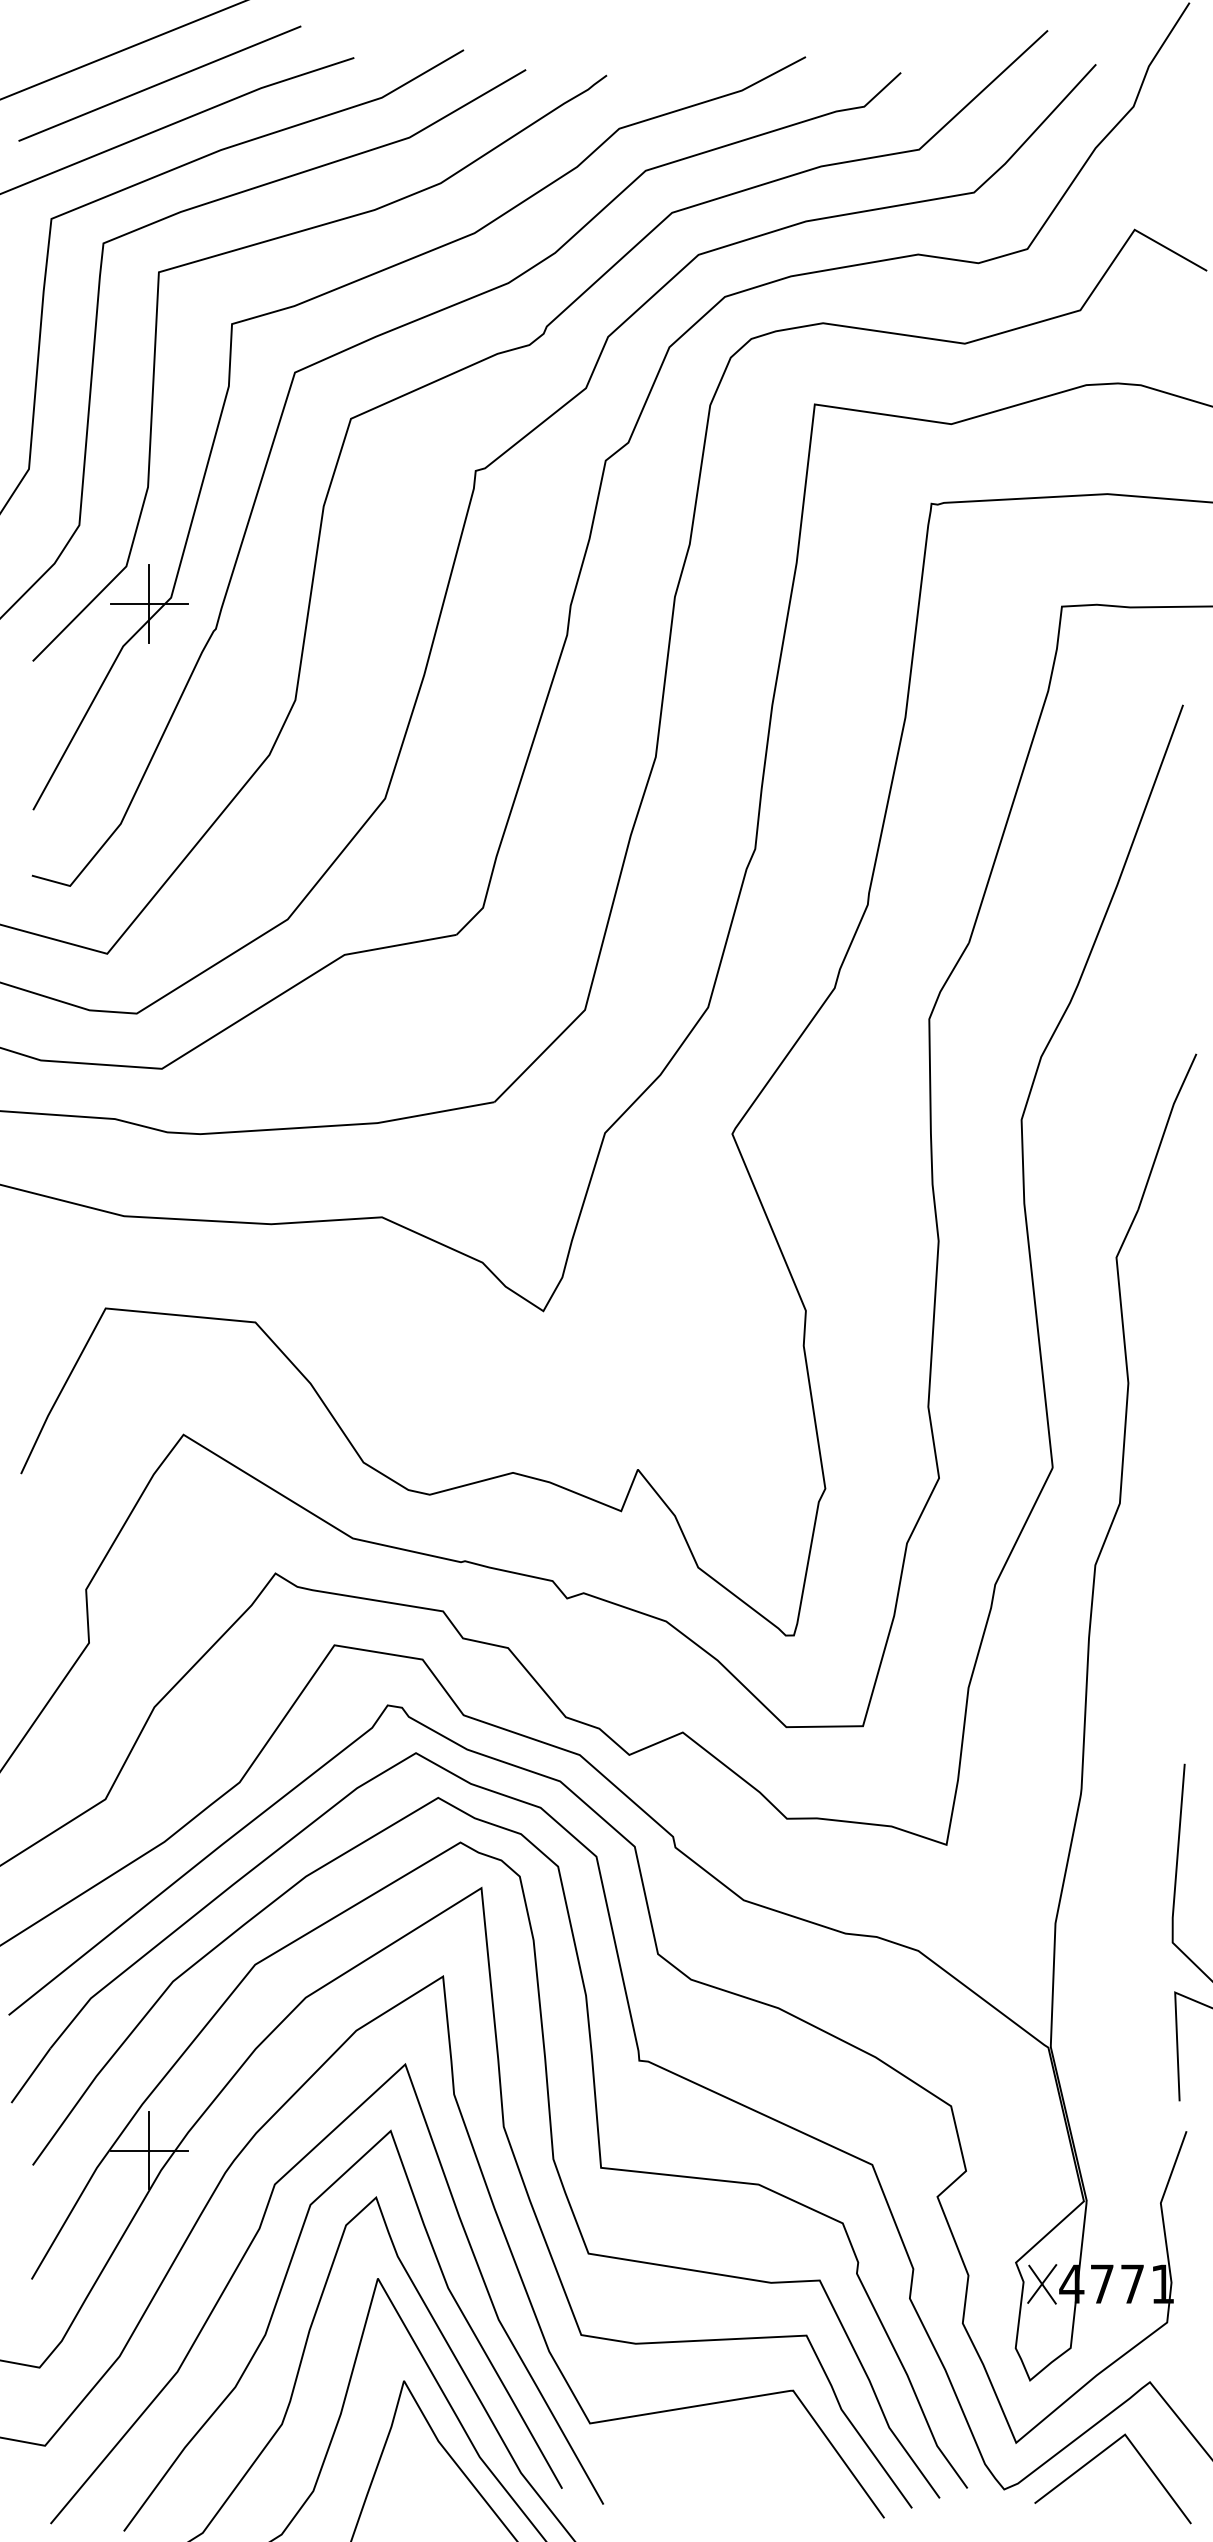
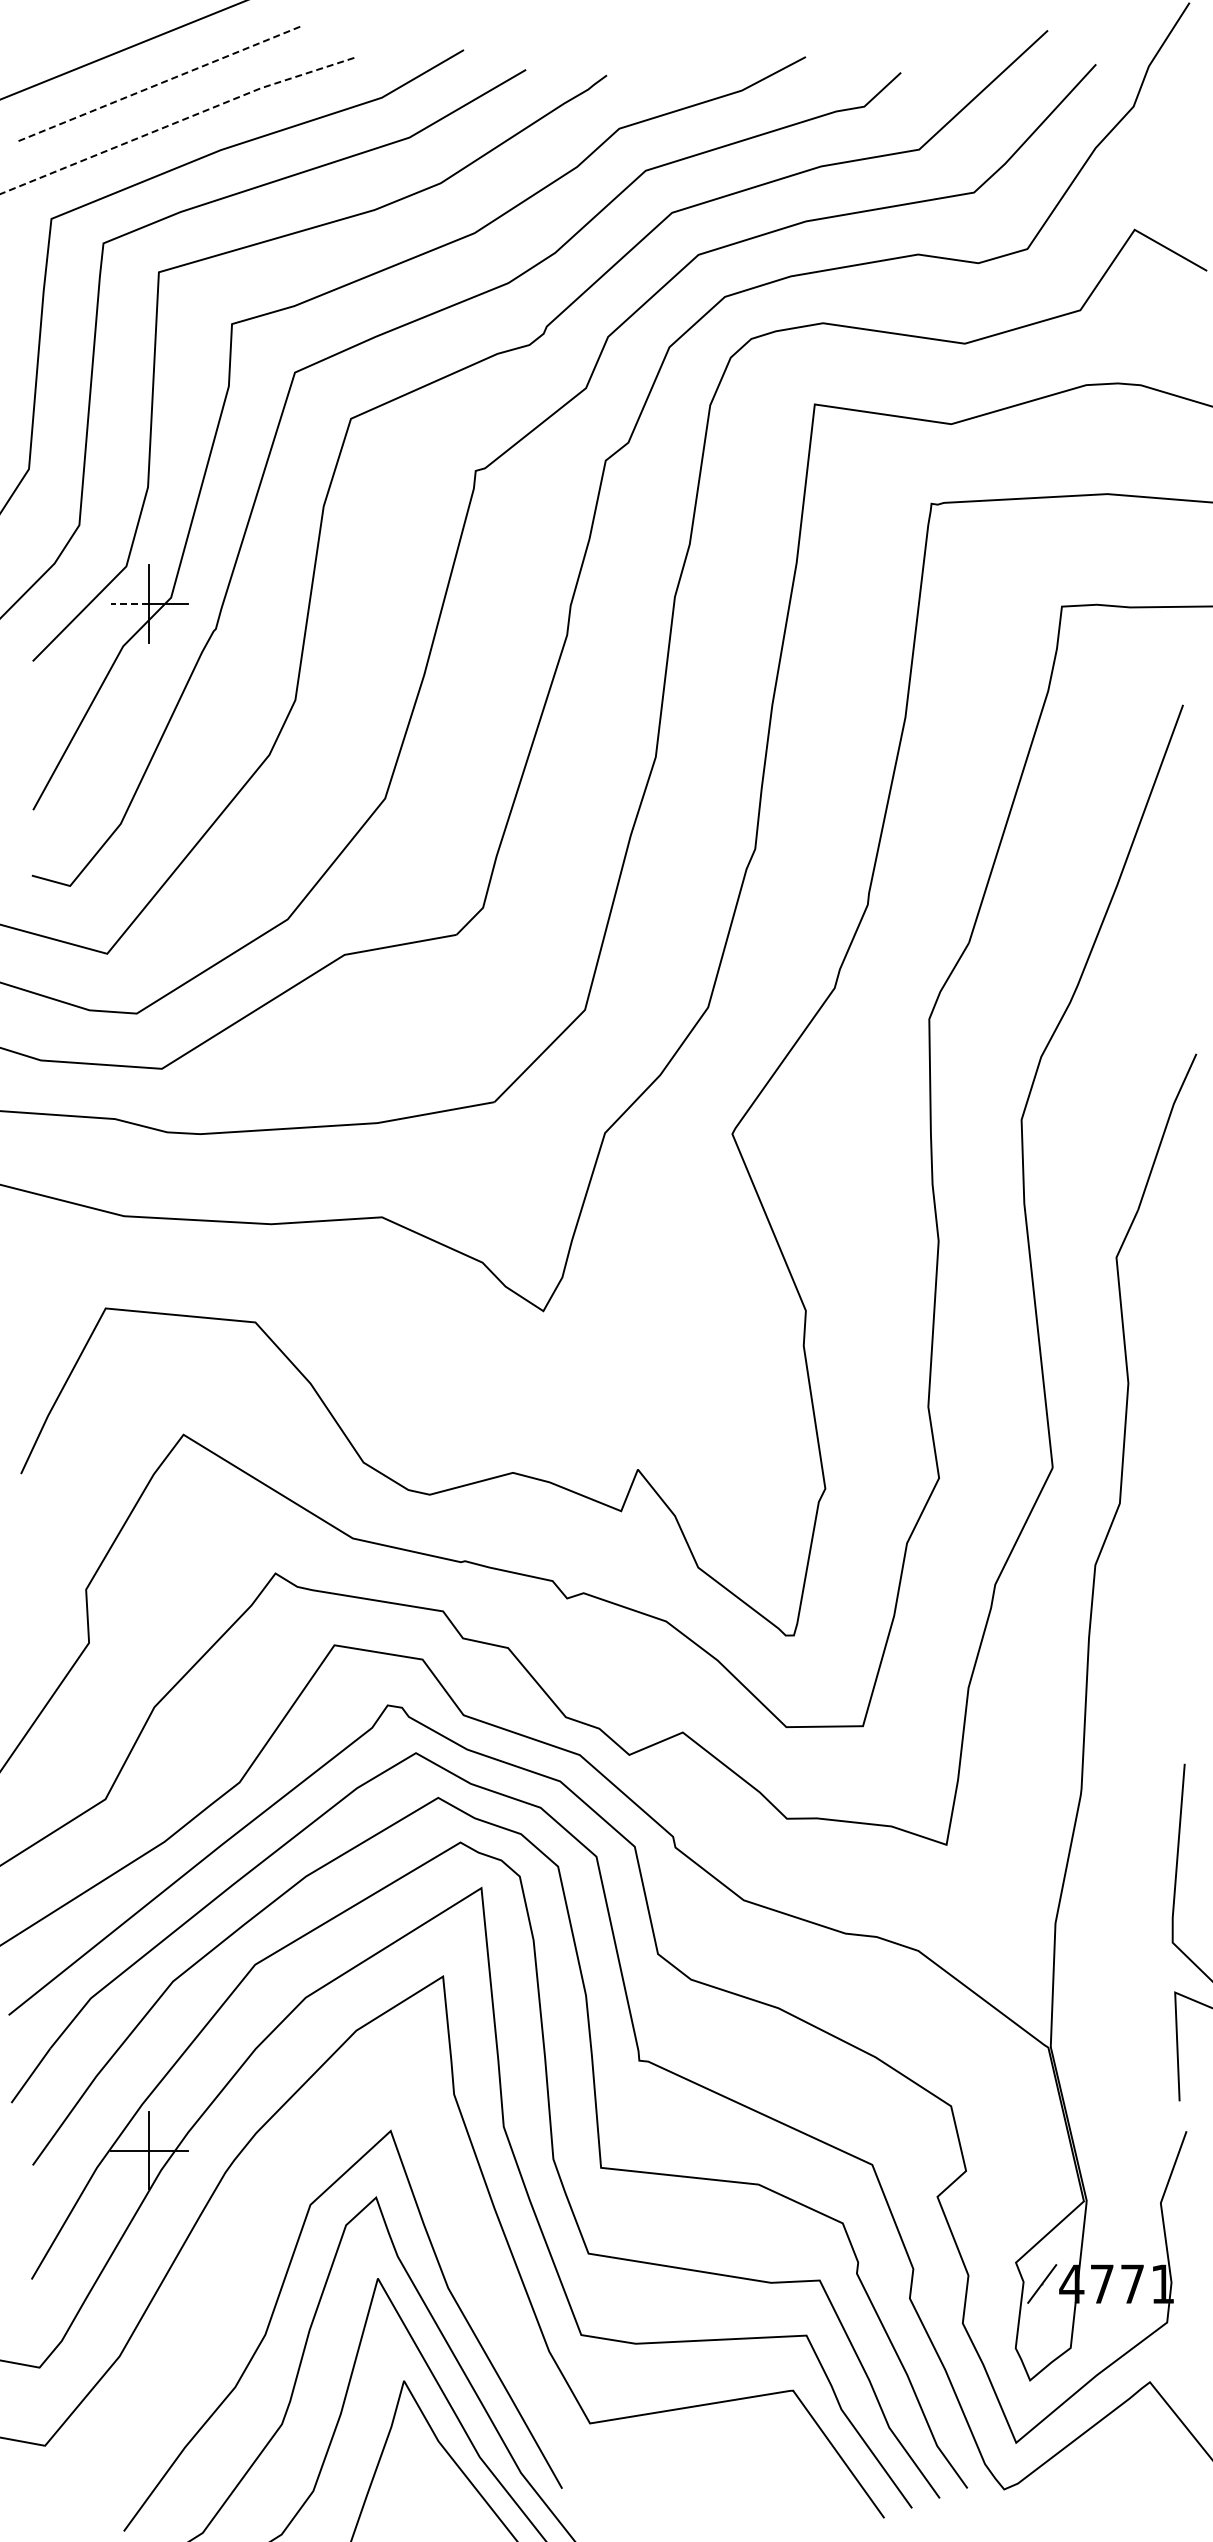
line: solid -> dashed (159, 83)
line: solid -> dashed (176, 122)
line: solid -> dashed (129, 604)
curve: present -> none (248, 2250)
line: present -> none (1042, 2284)
line: present -> none (1098, 2456)
